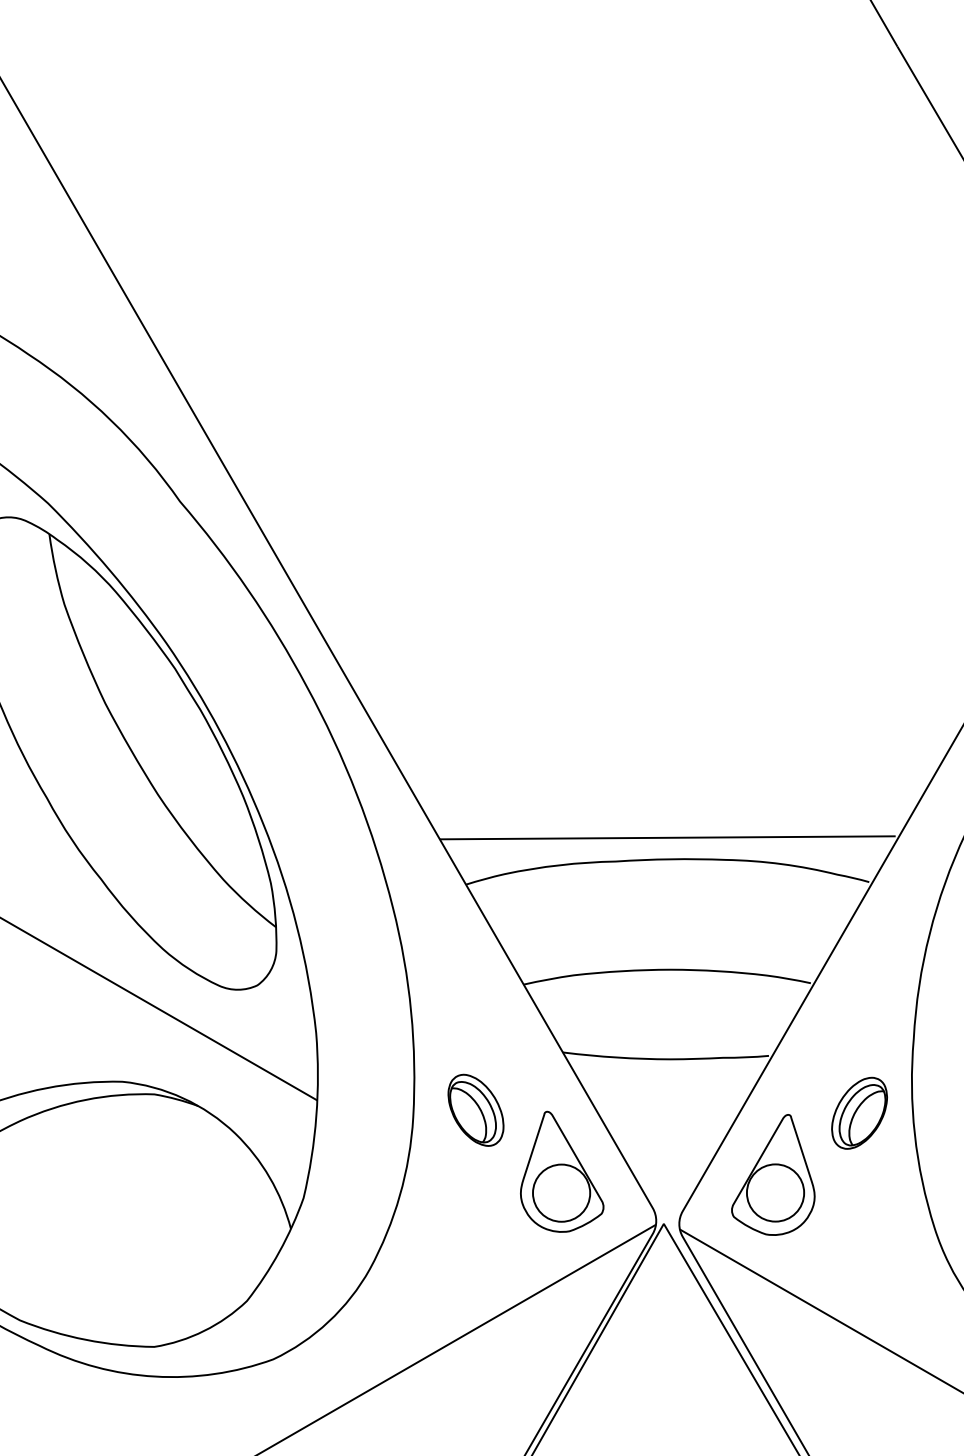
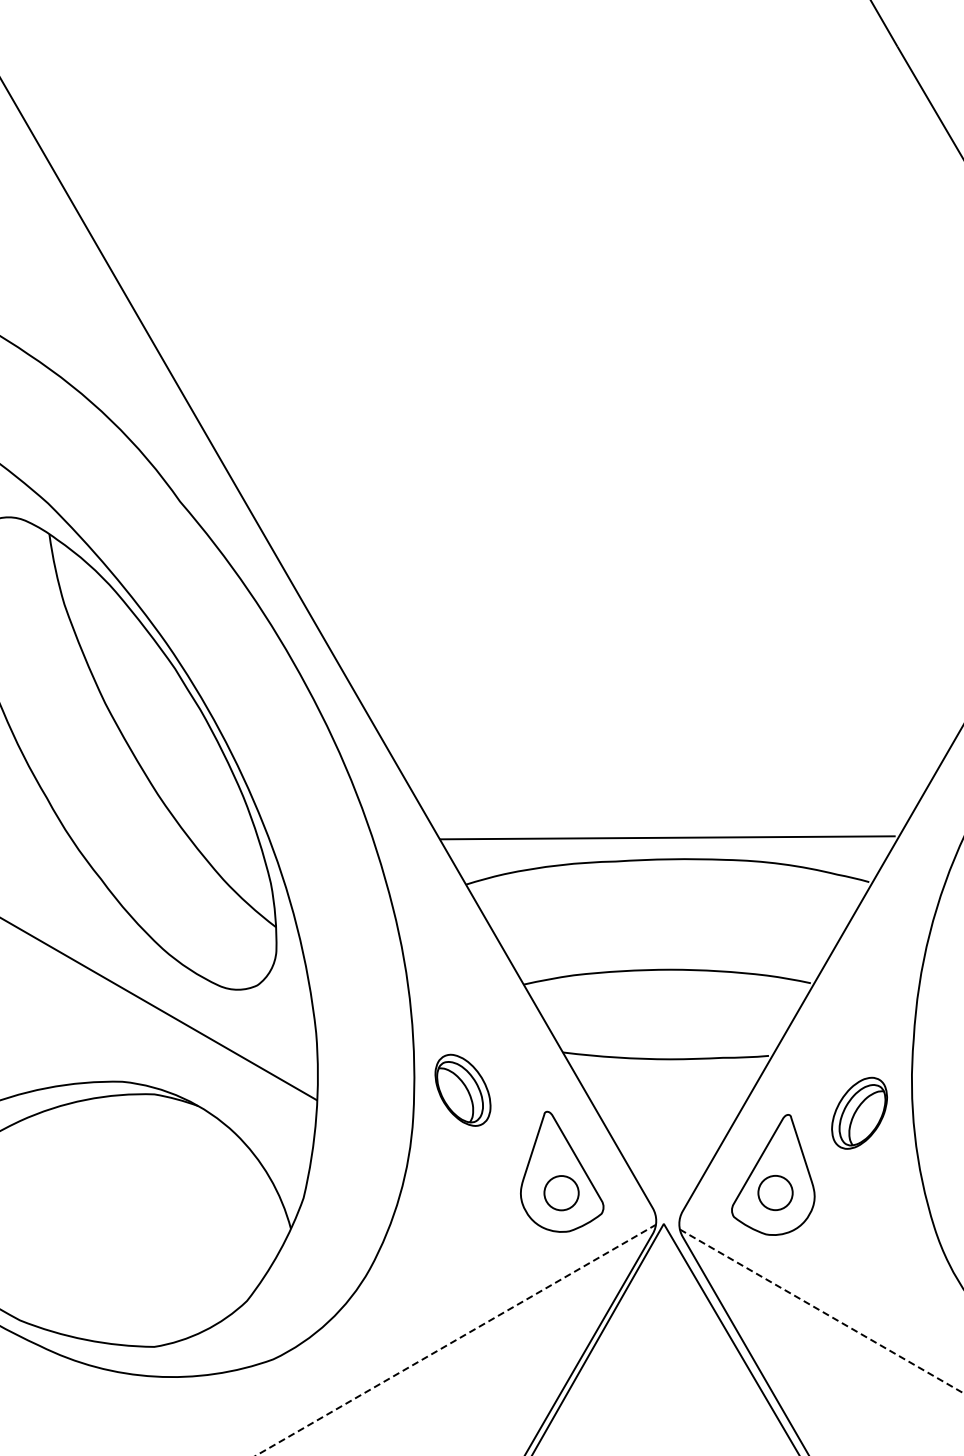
part position: (475, 1109) -> (462, 1089) (462, 1089)
circle diameter: 57 px -> 34 px (561, 1193)
circle diameter: 57 px -> 34 px (775, 1192)
line: solid -> dashed (821, 1311)
line: solid -> dashed (456, 1340)
